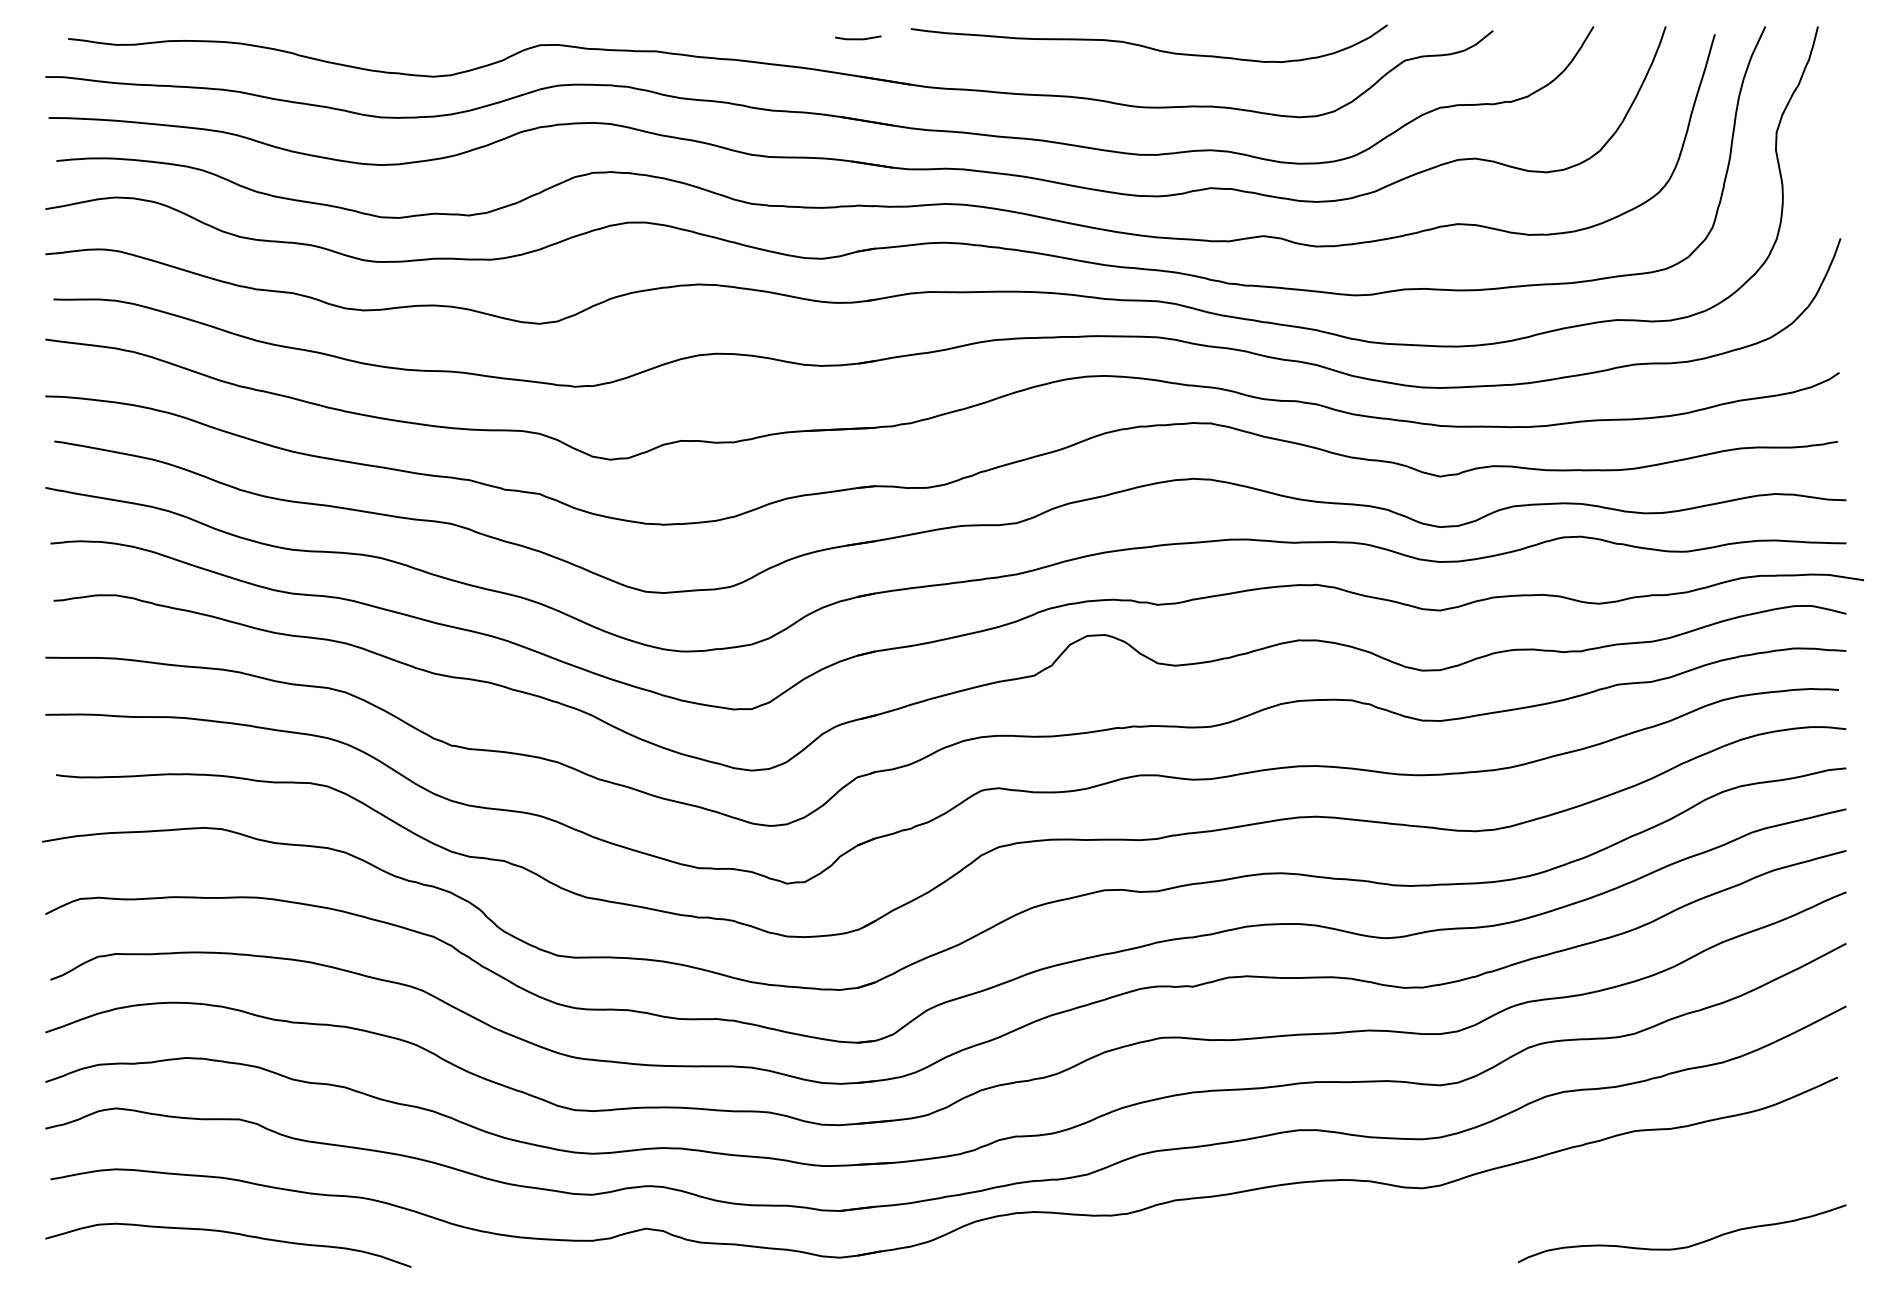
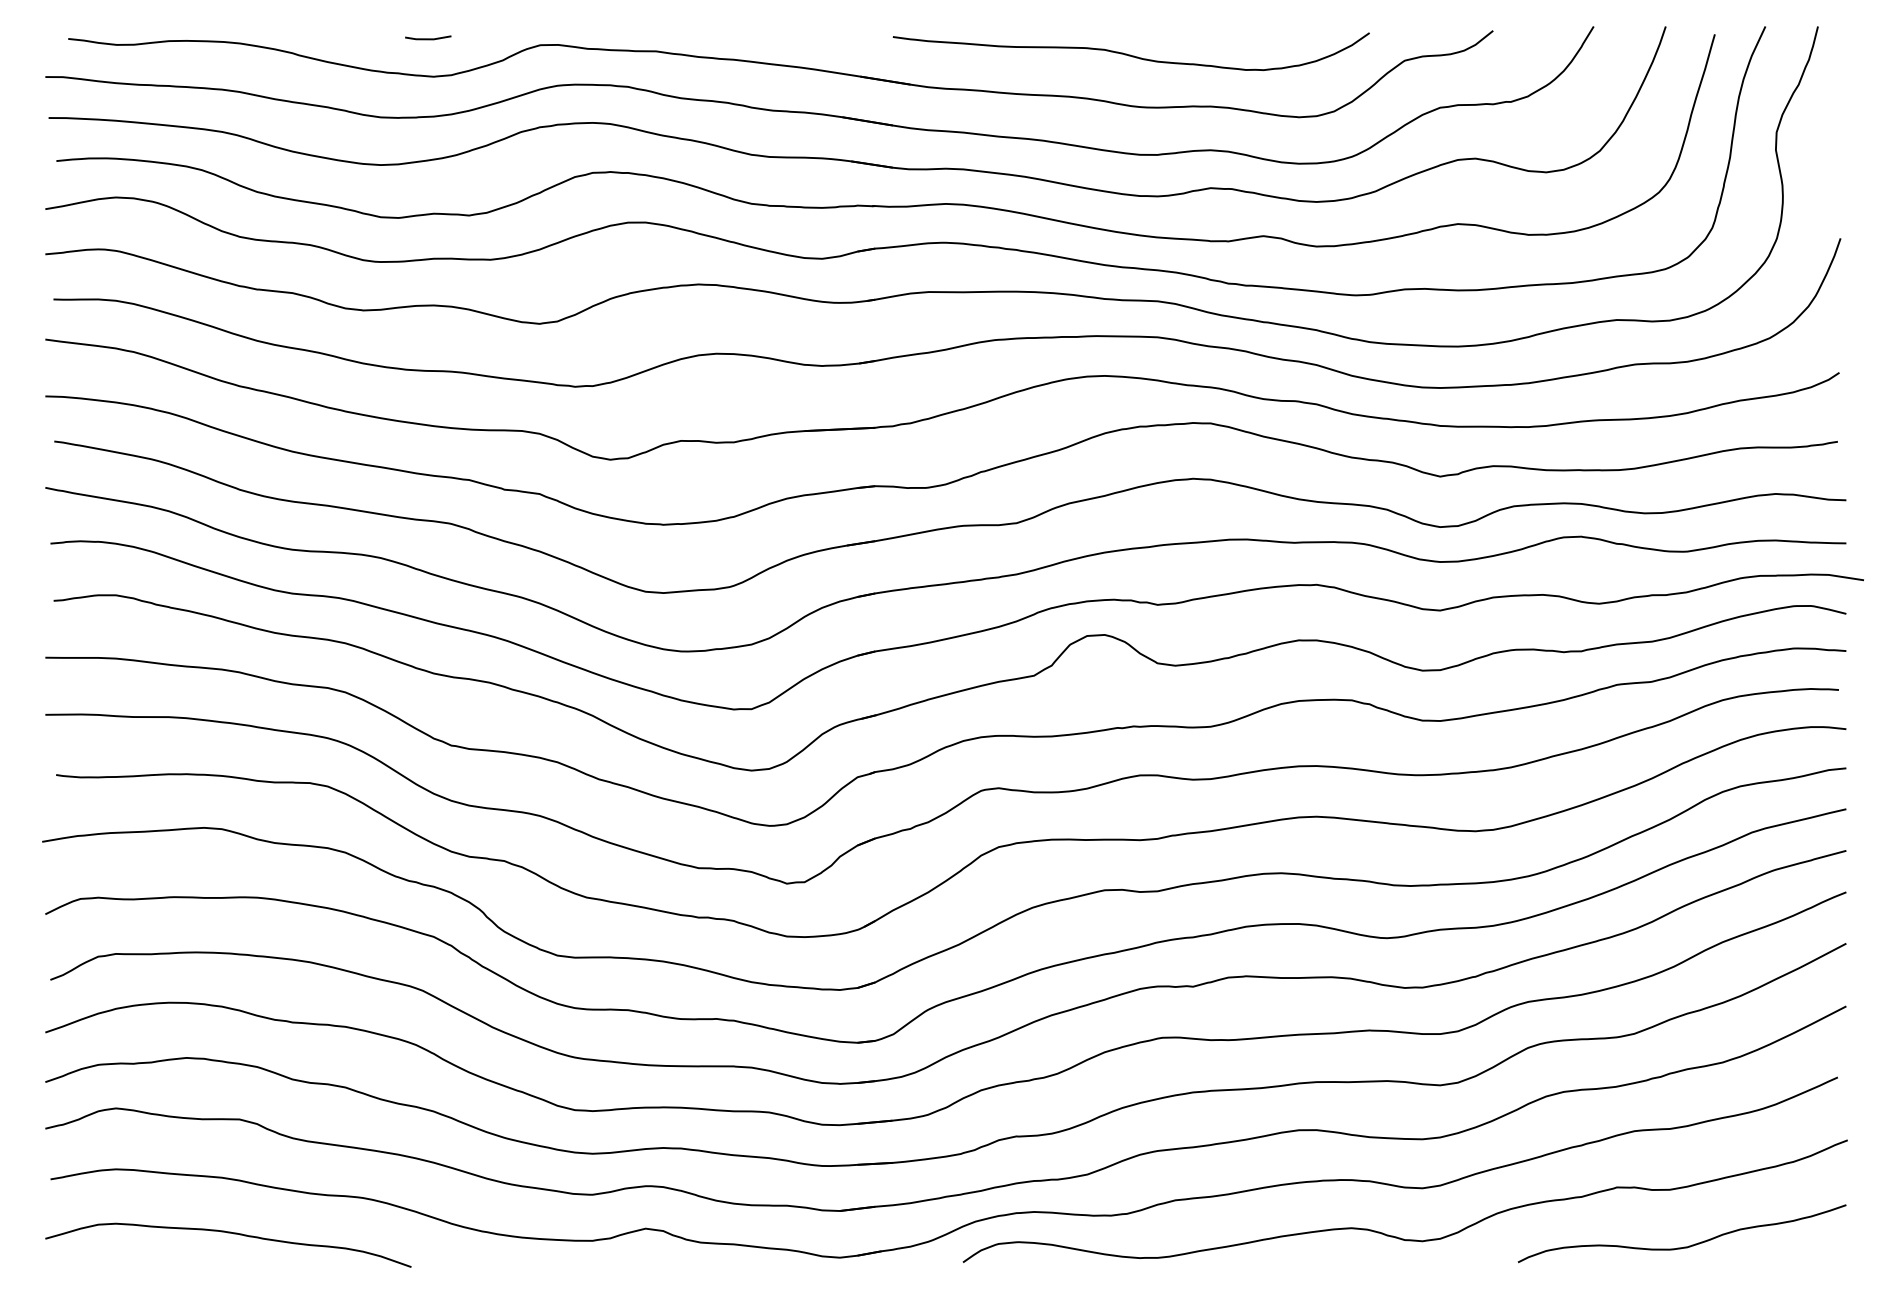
line position: (858, 38) -> (428, 38) (428, 38)
curve position: (1148, 46) -> (1130, 54) (1130, 54)
curve: none -> present (1393, 1235)
